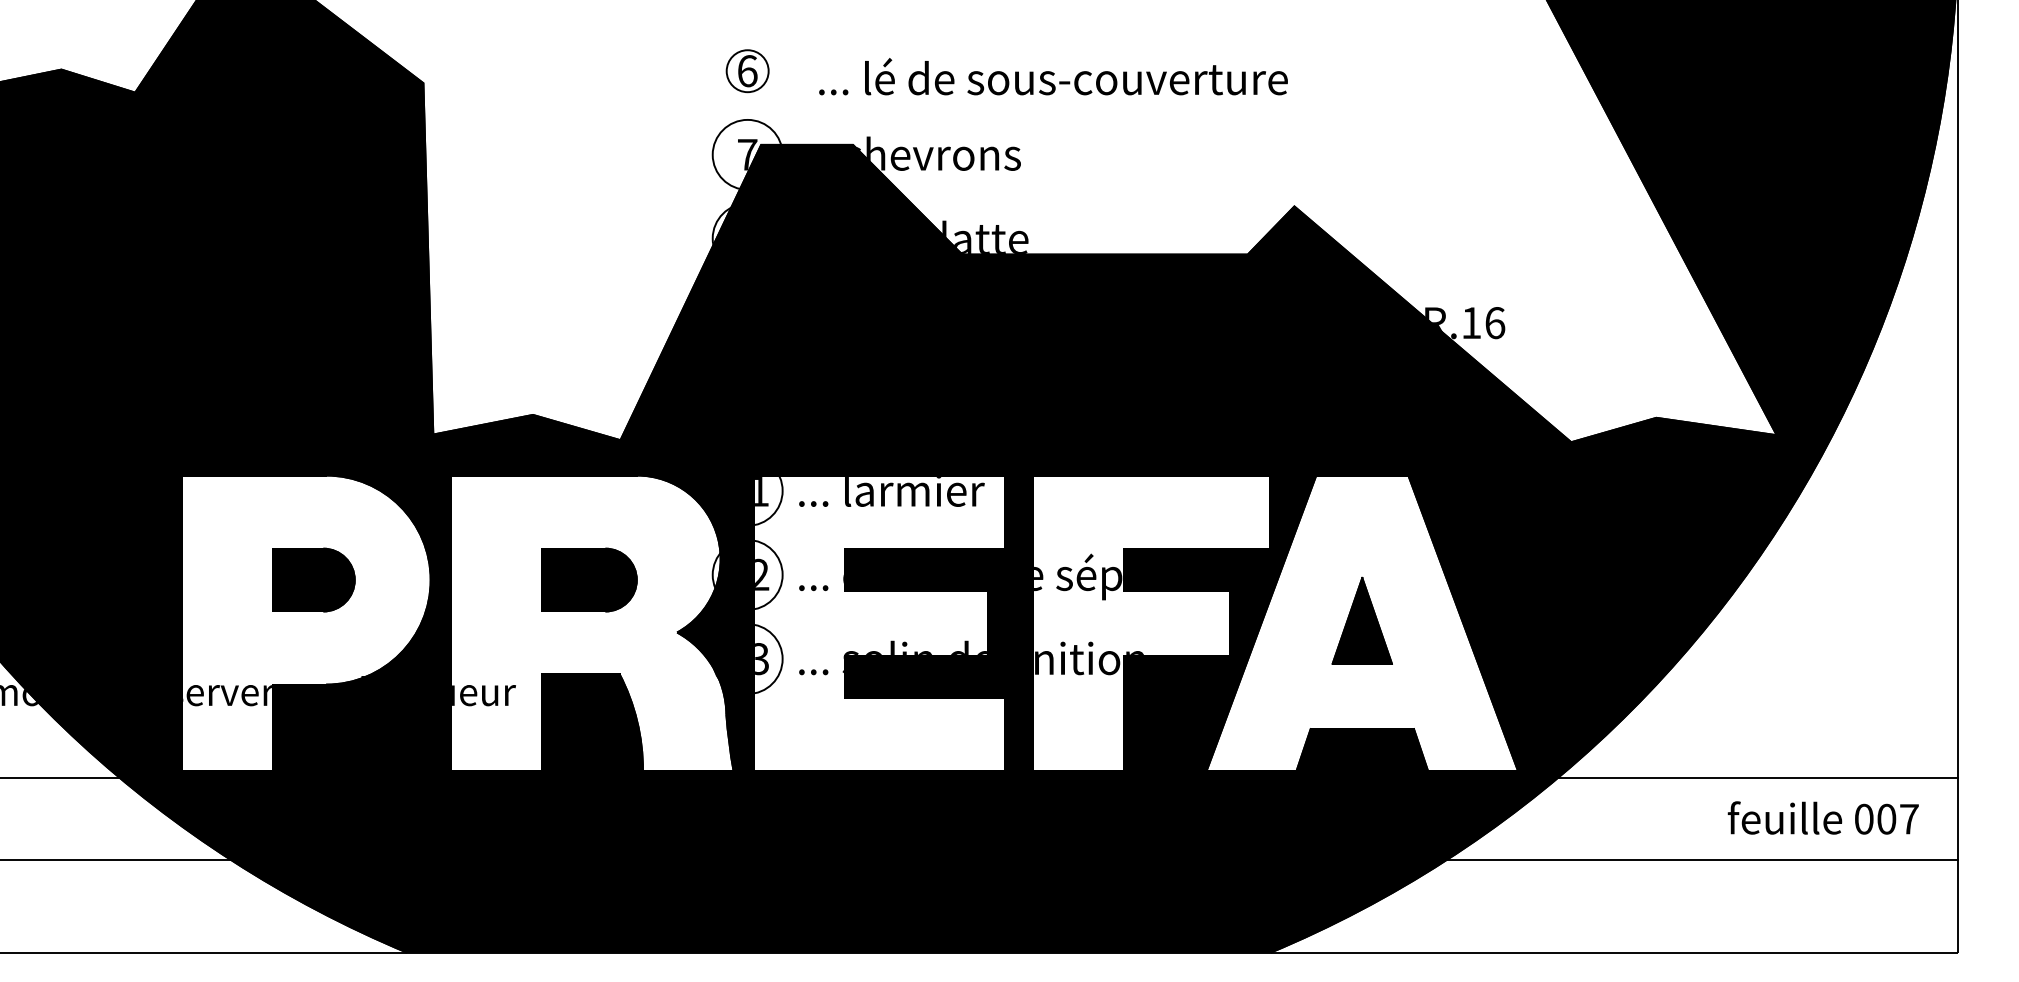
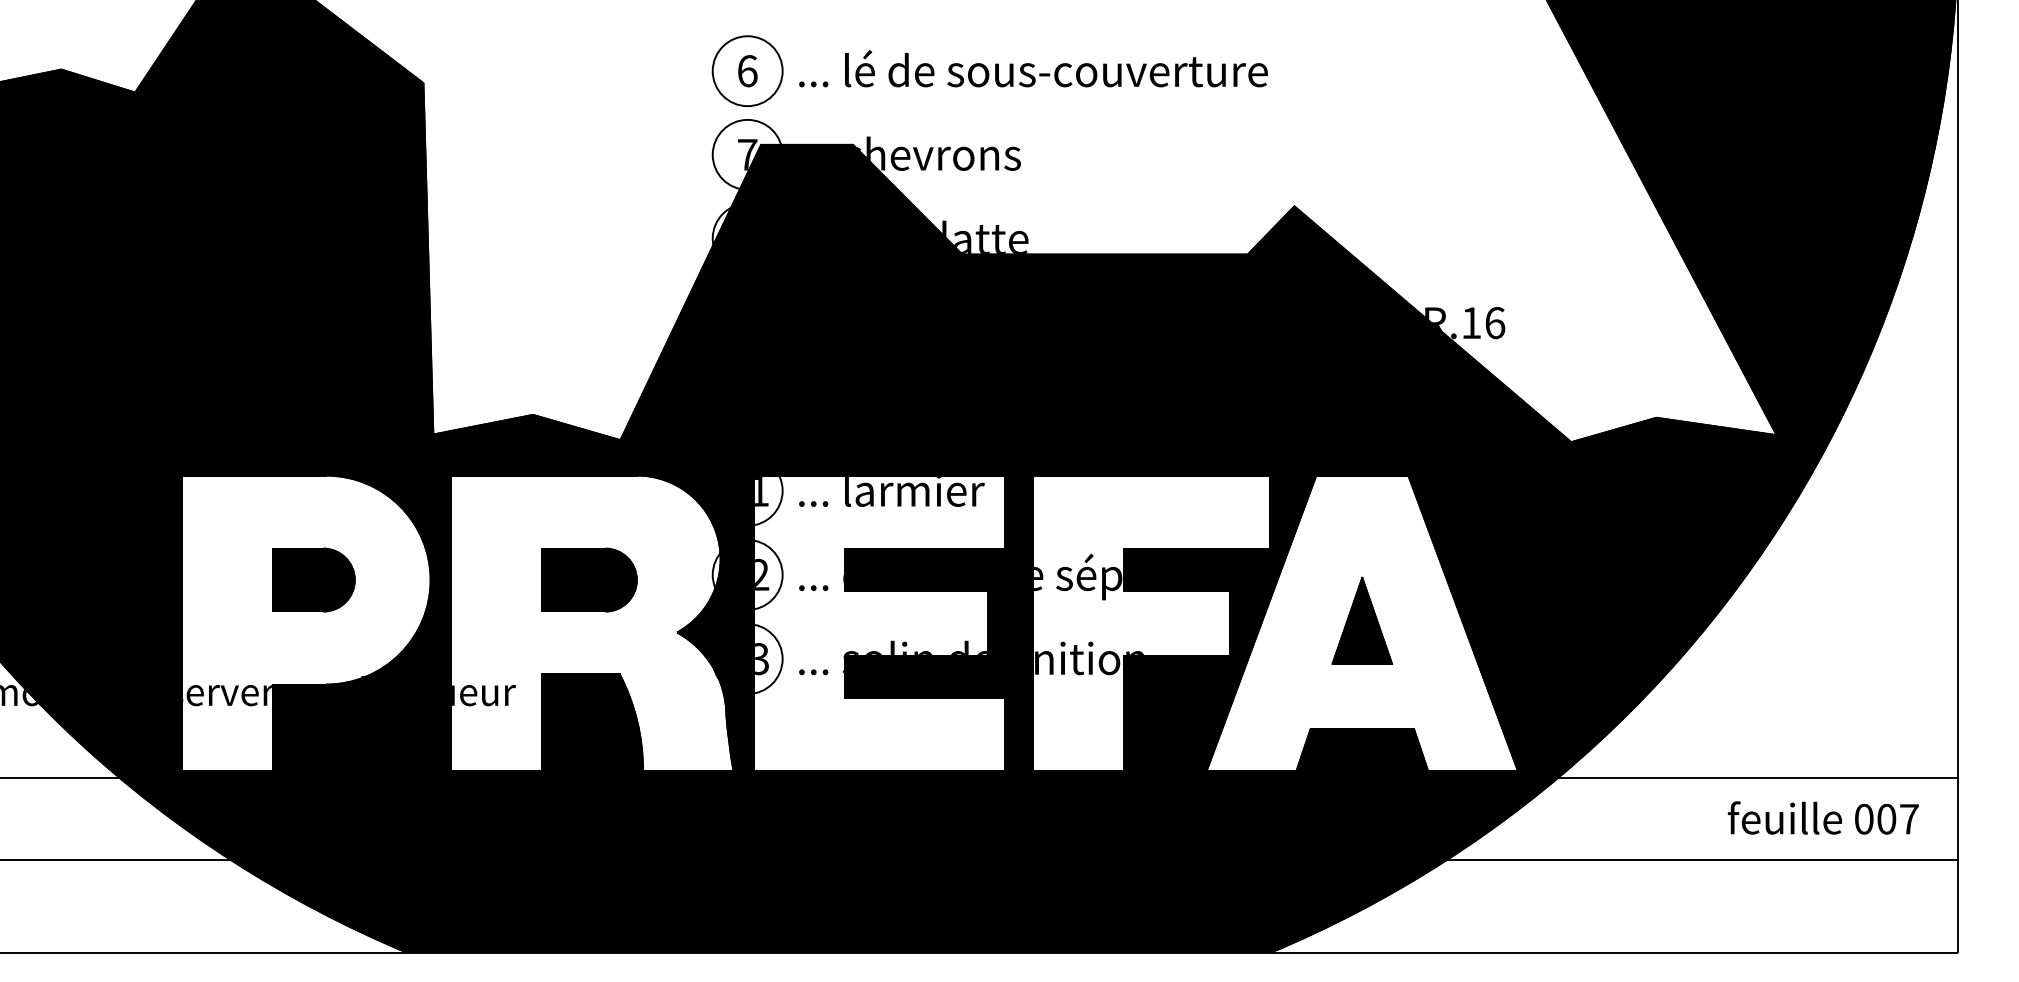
circle diameter: 42 px -> 70 px (747, 71)
text position: (1053, 76) -> (1033, 68) (1033, 68)
